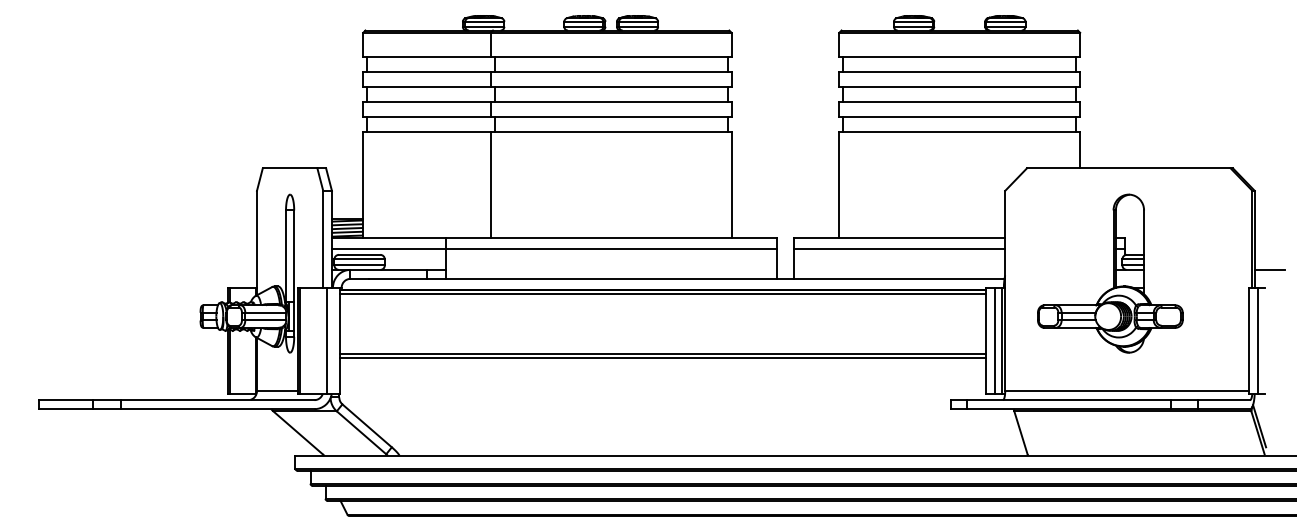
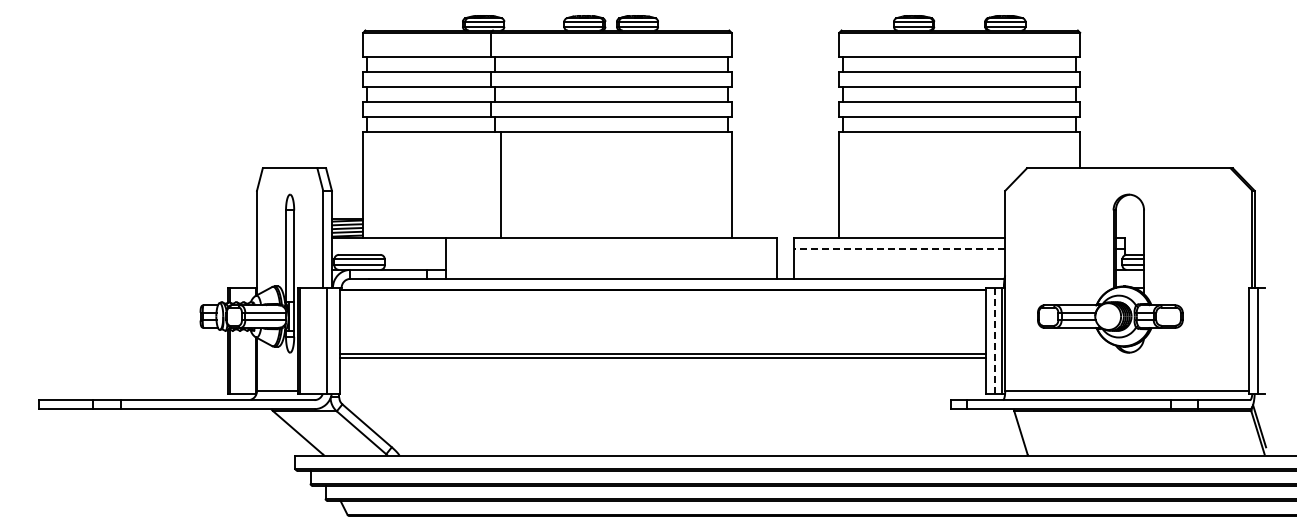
line position: (490, 184) -> (500, 184) (500, 184)
line: present -> none (553, 248)
line: solid -> dashed (899, 248)
line: present -> none (1269, 269)
line: present -> none (662, 294)
line: solid -> dashed (994, 341)
